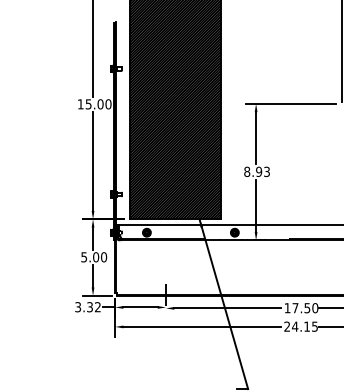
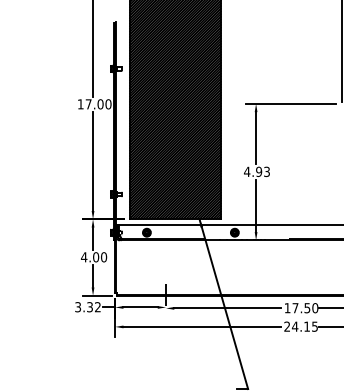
text: 15.00 -> 17.00 (88, 104)
text: 8.93 -> 4.93 (247, 171)
text: 5.00 -> 4.00 (83, 257)
